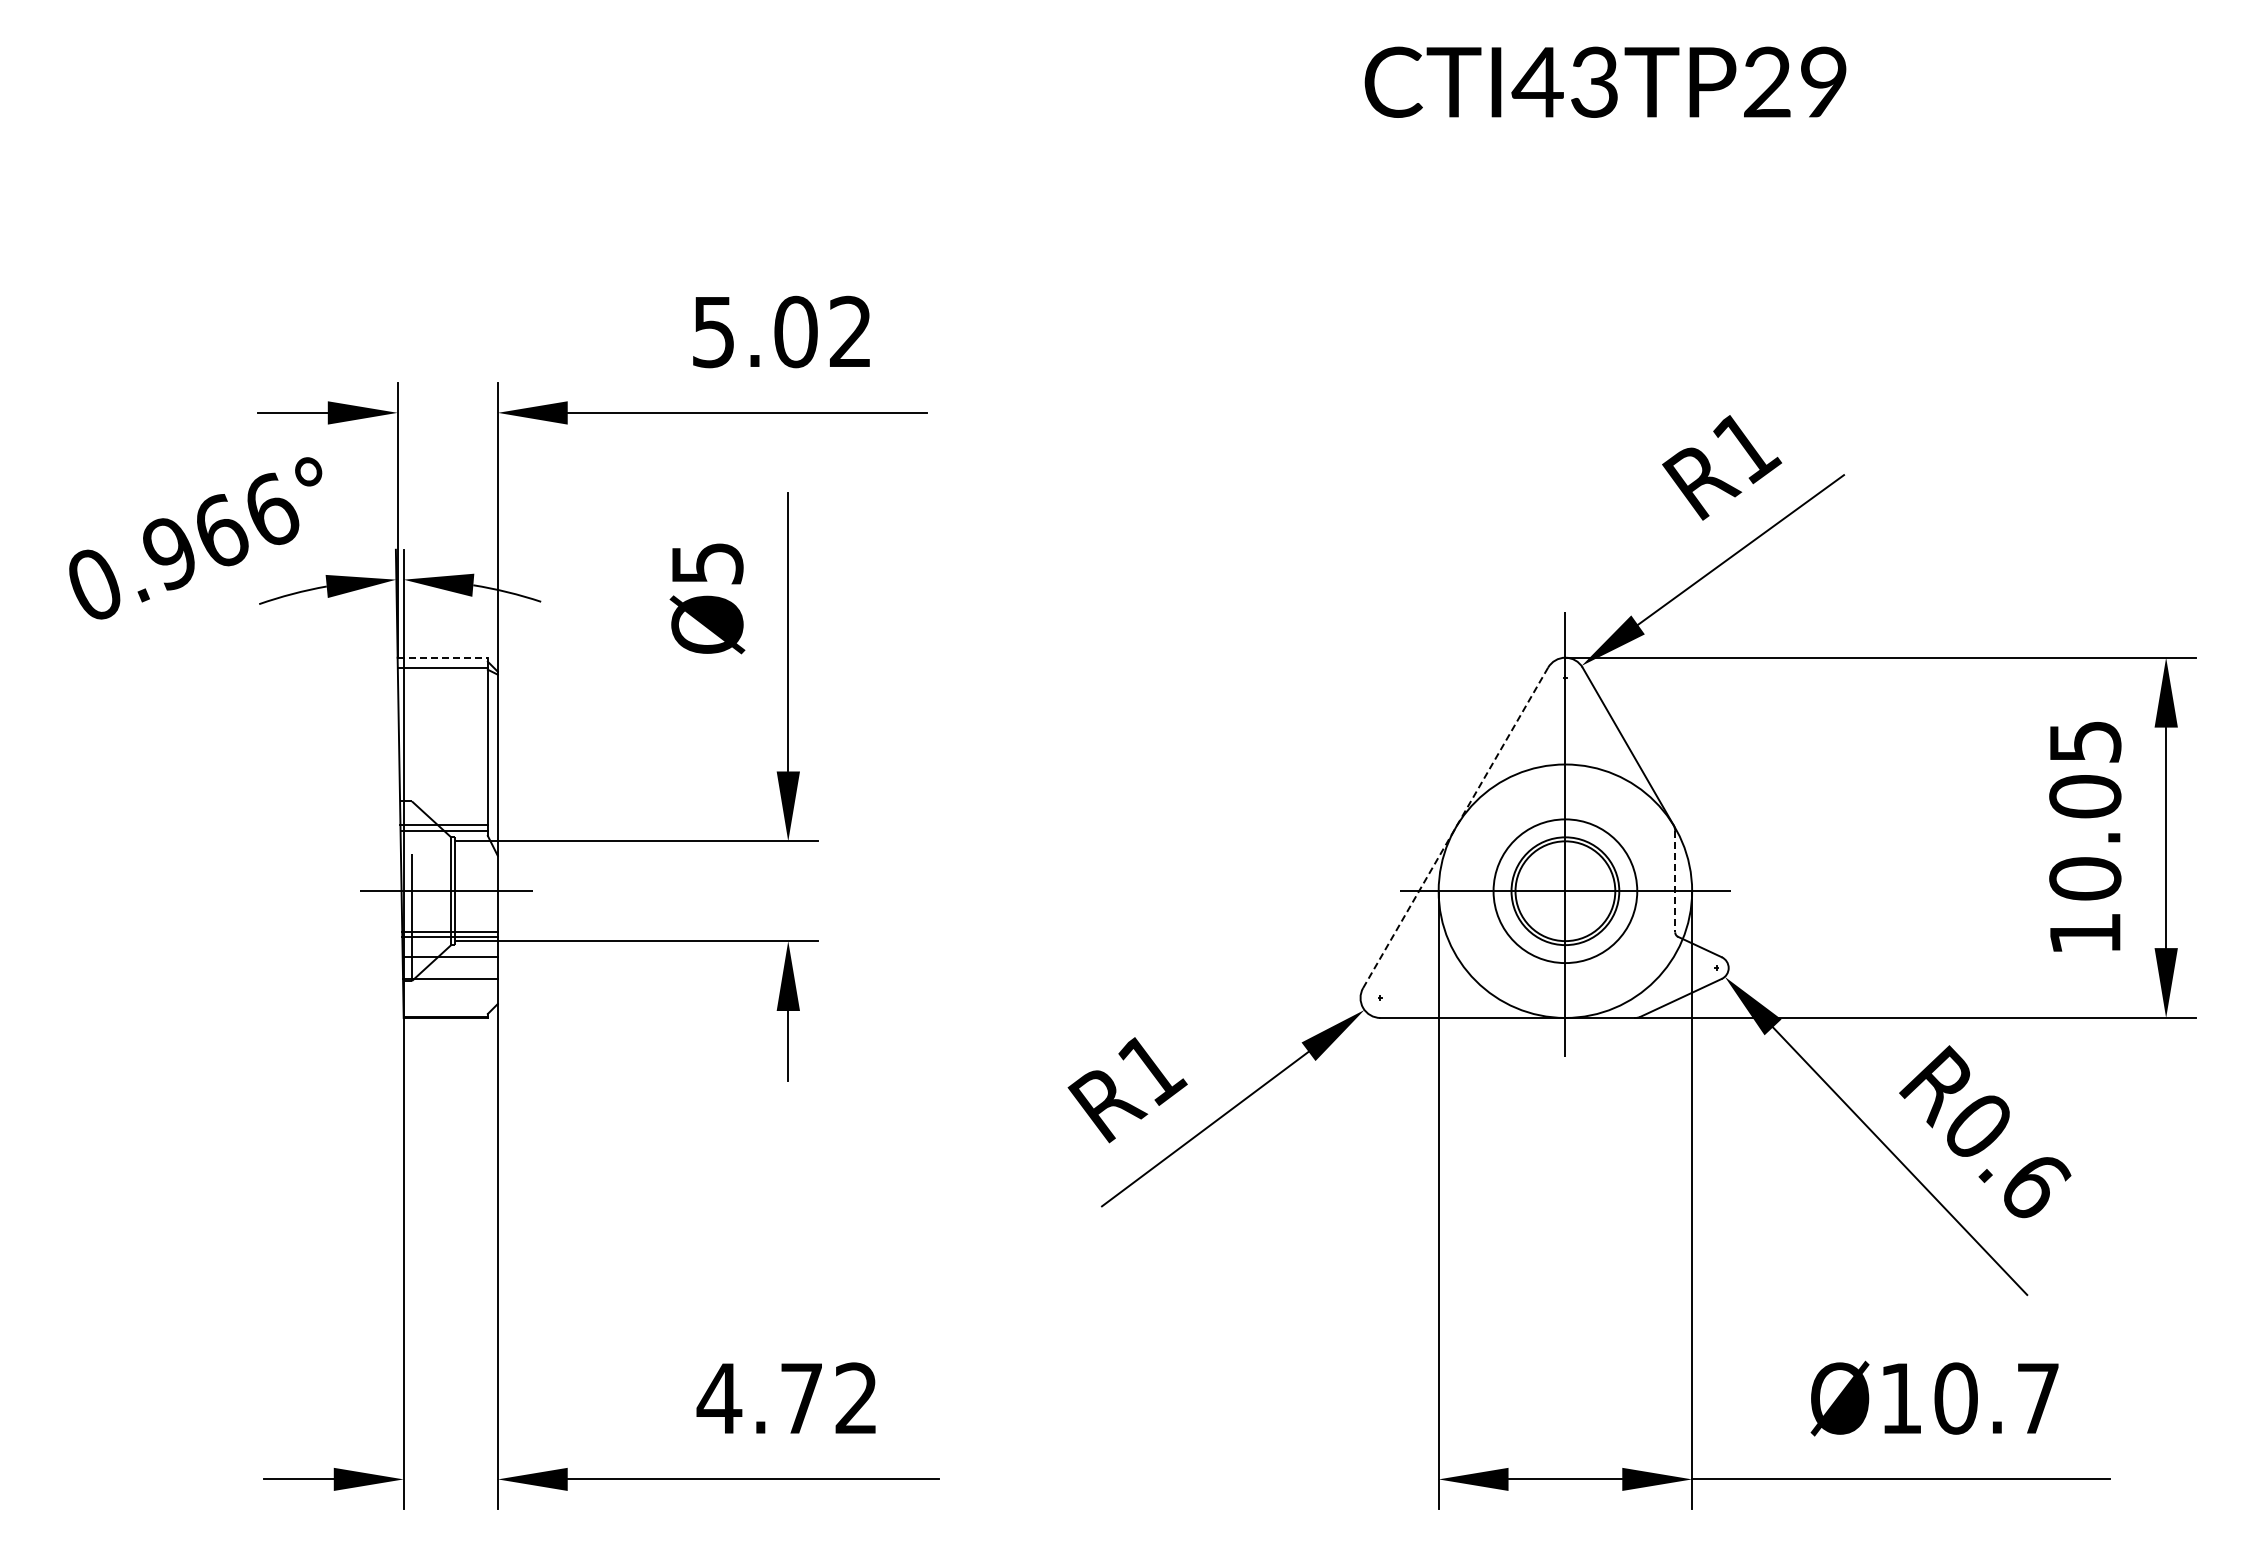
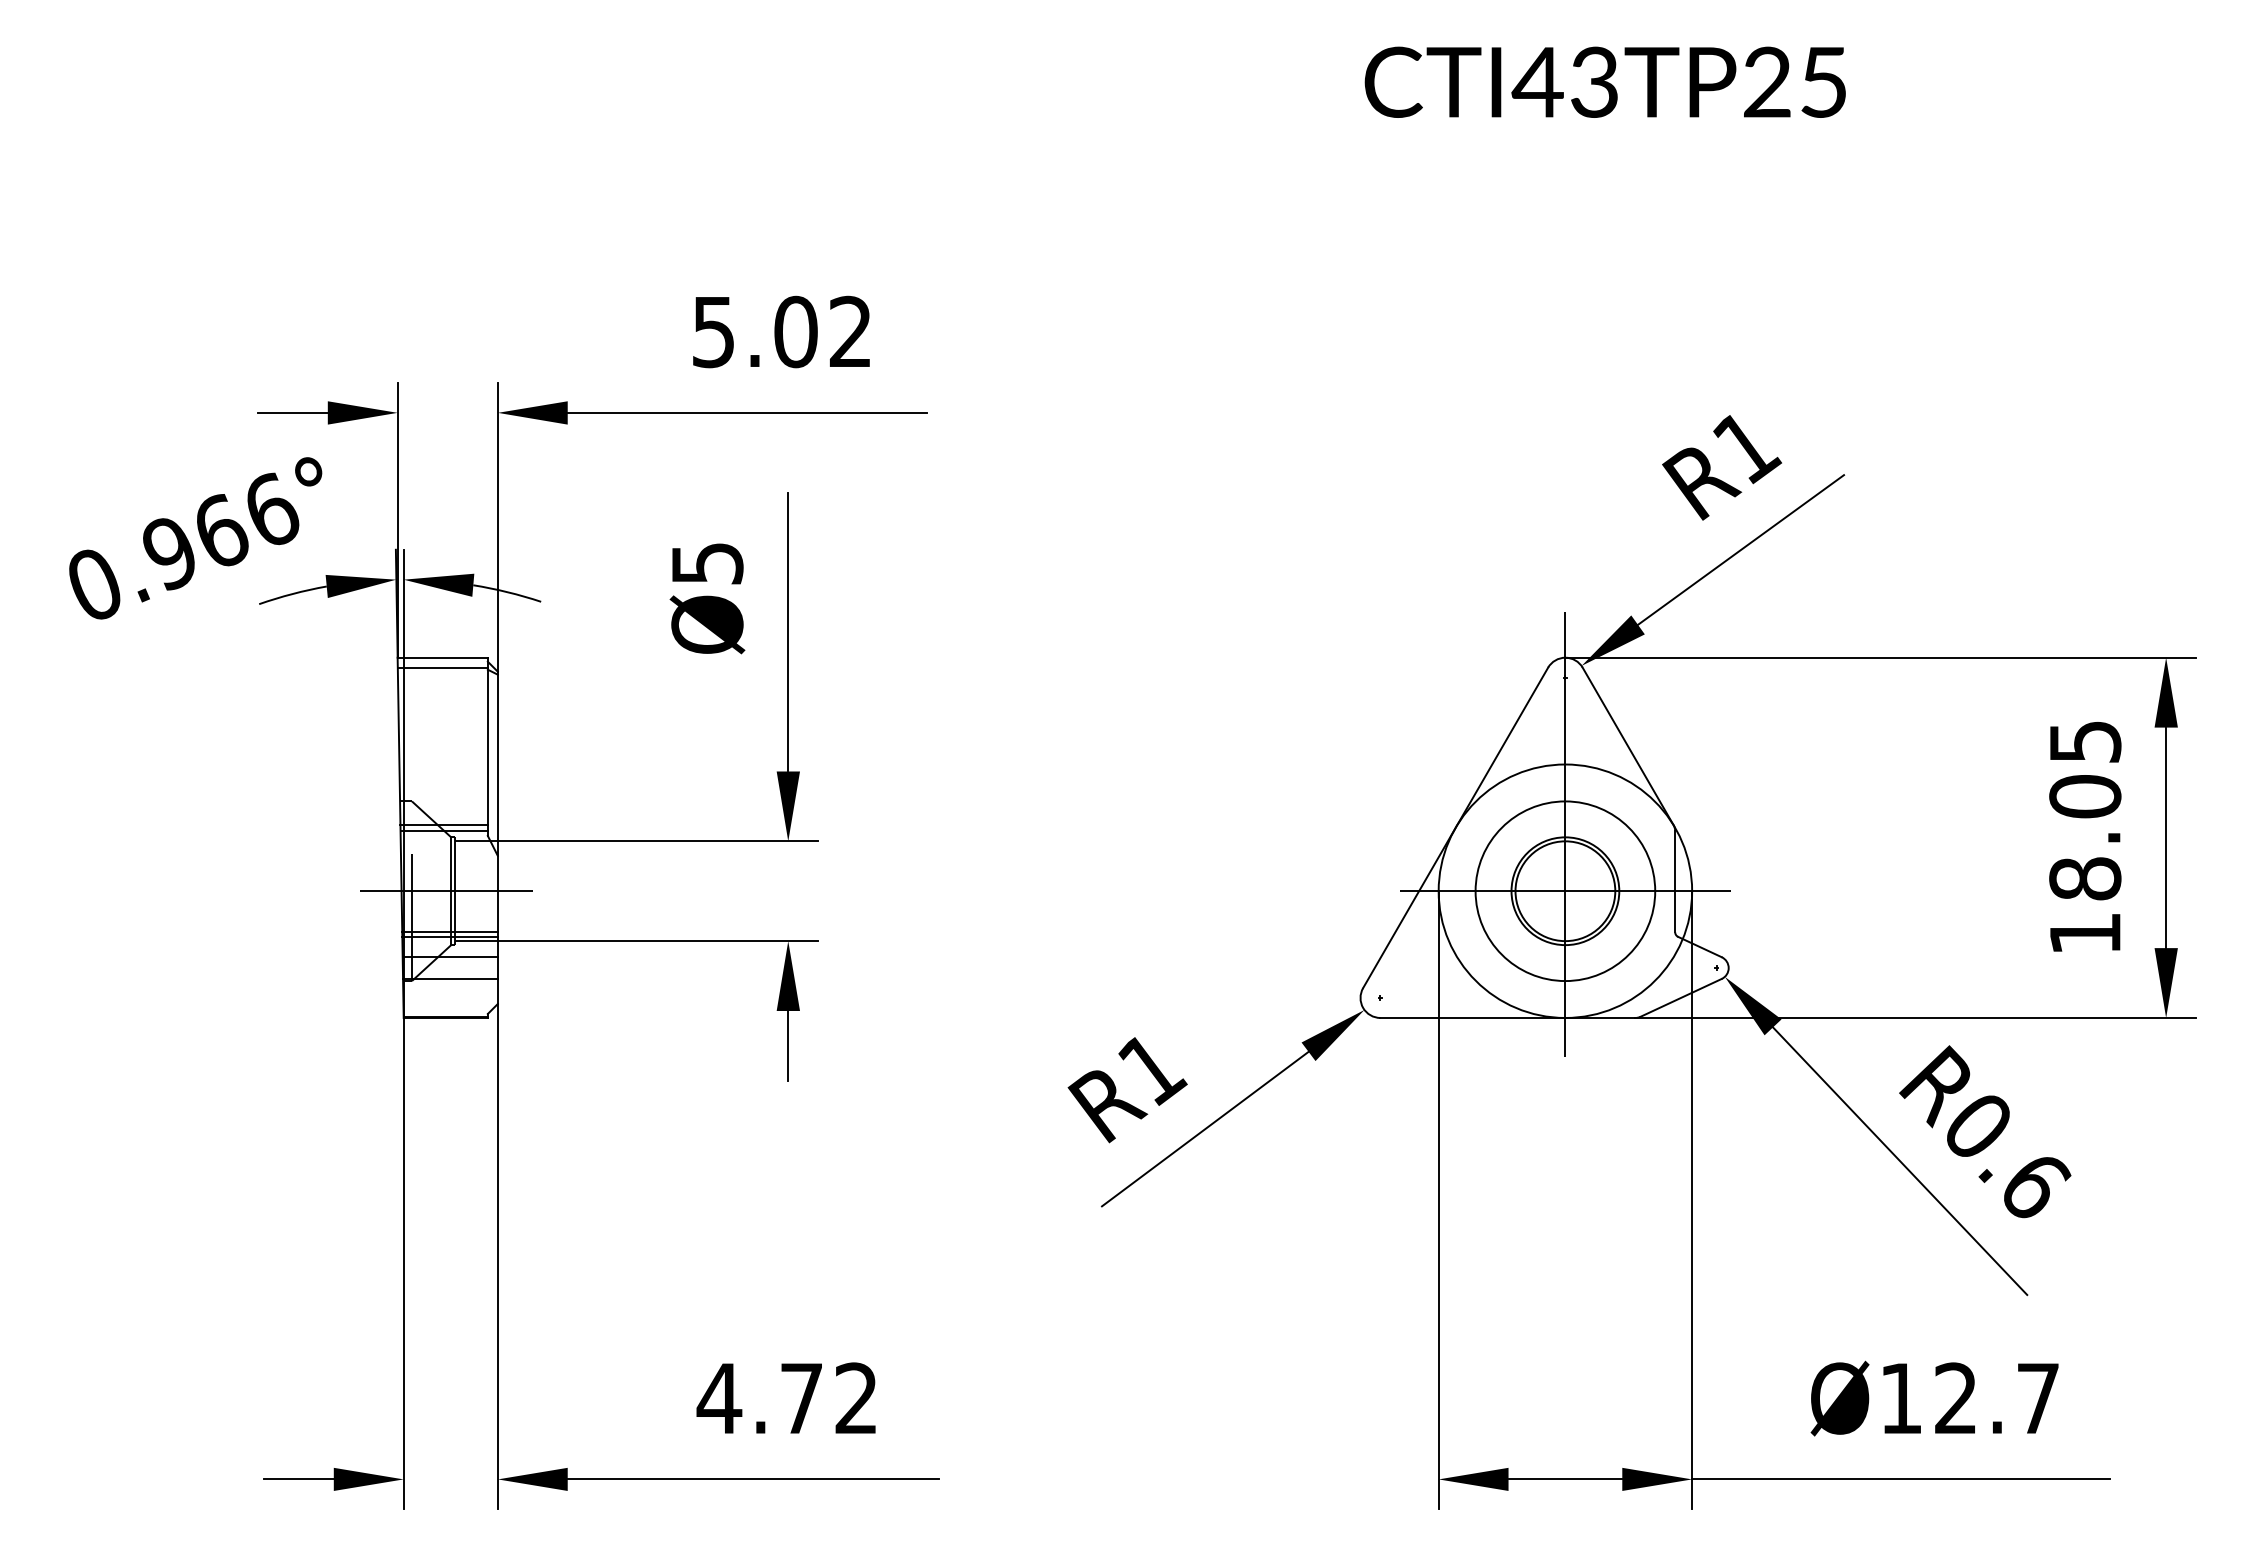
text: CTI43TP29 -> CTI43TP25 (1823, 81)
line: dashed -> solid (443, 657)
line: dashed -> solid (1455, 827)
text: 10.05 -> 18.05 (2085, 878)
line: dashed -> solid (1675, 881)
circle diameter: 144 px -> 180 px (1565, 891)
text: Ø10.7 -> Ø12.7 (1955, 1398)
